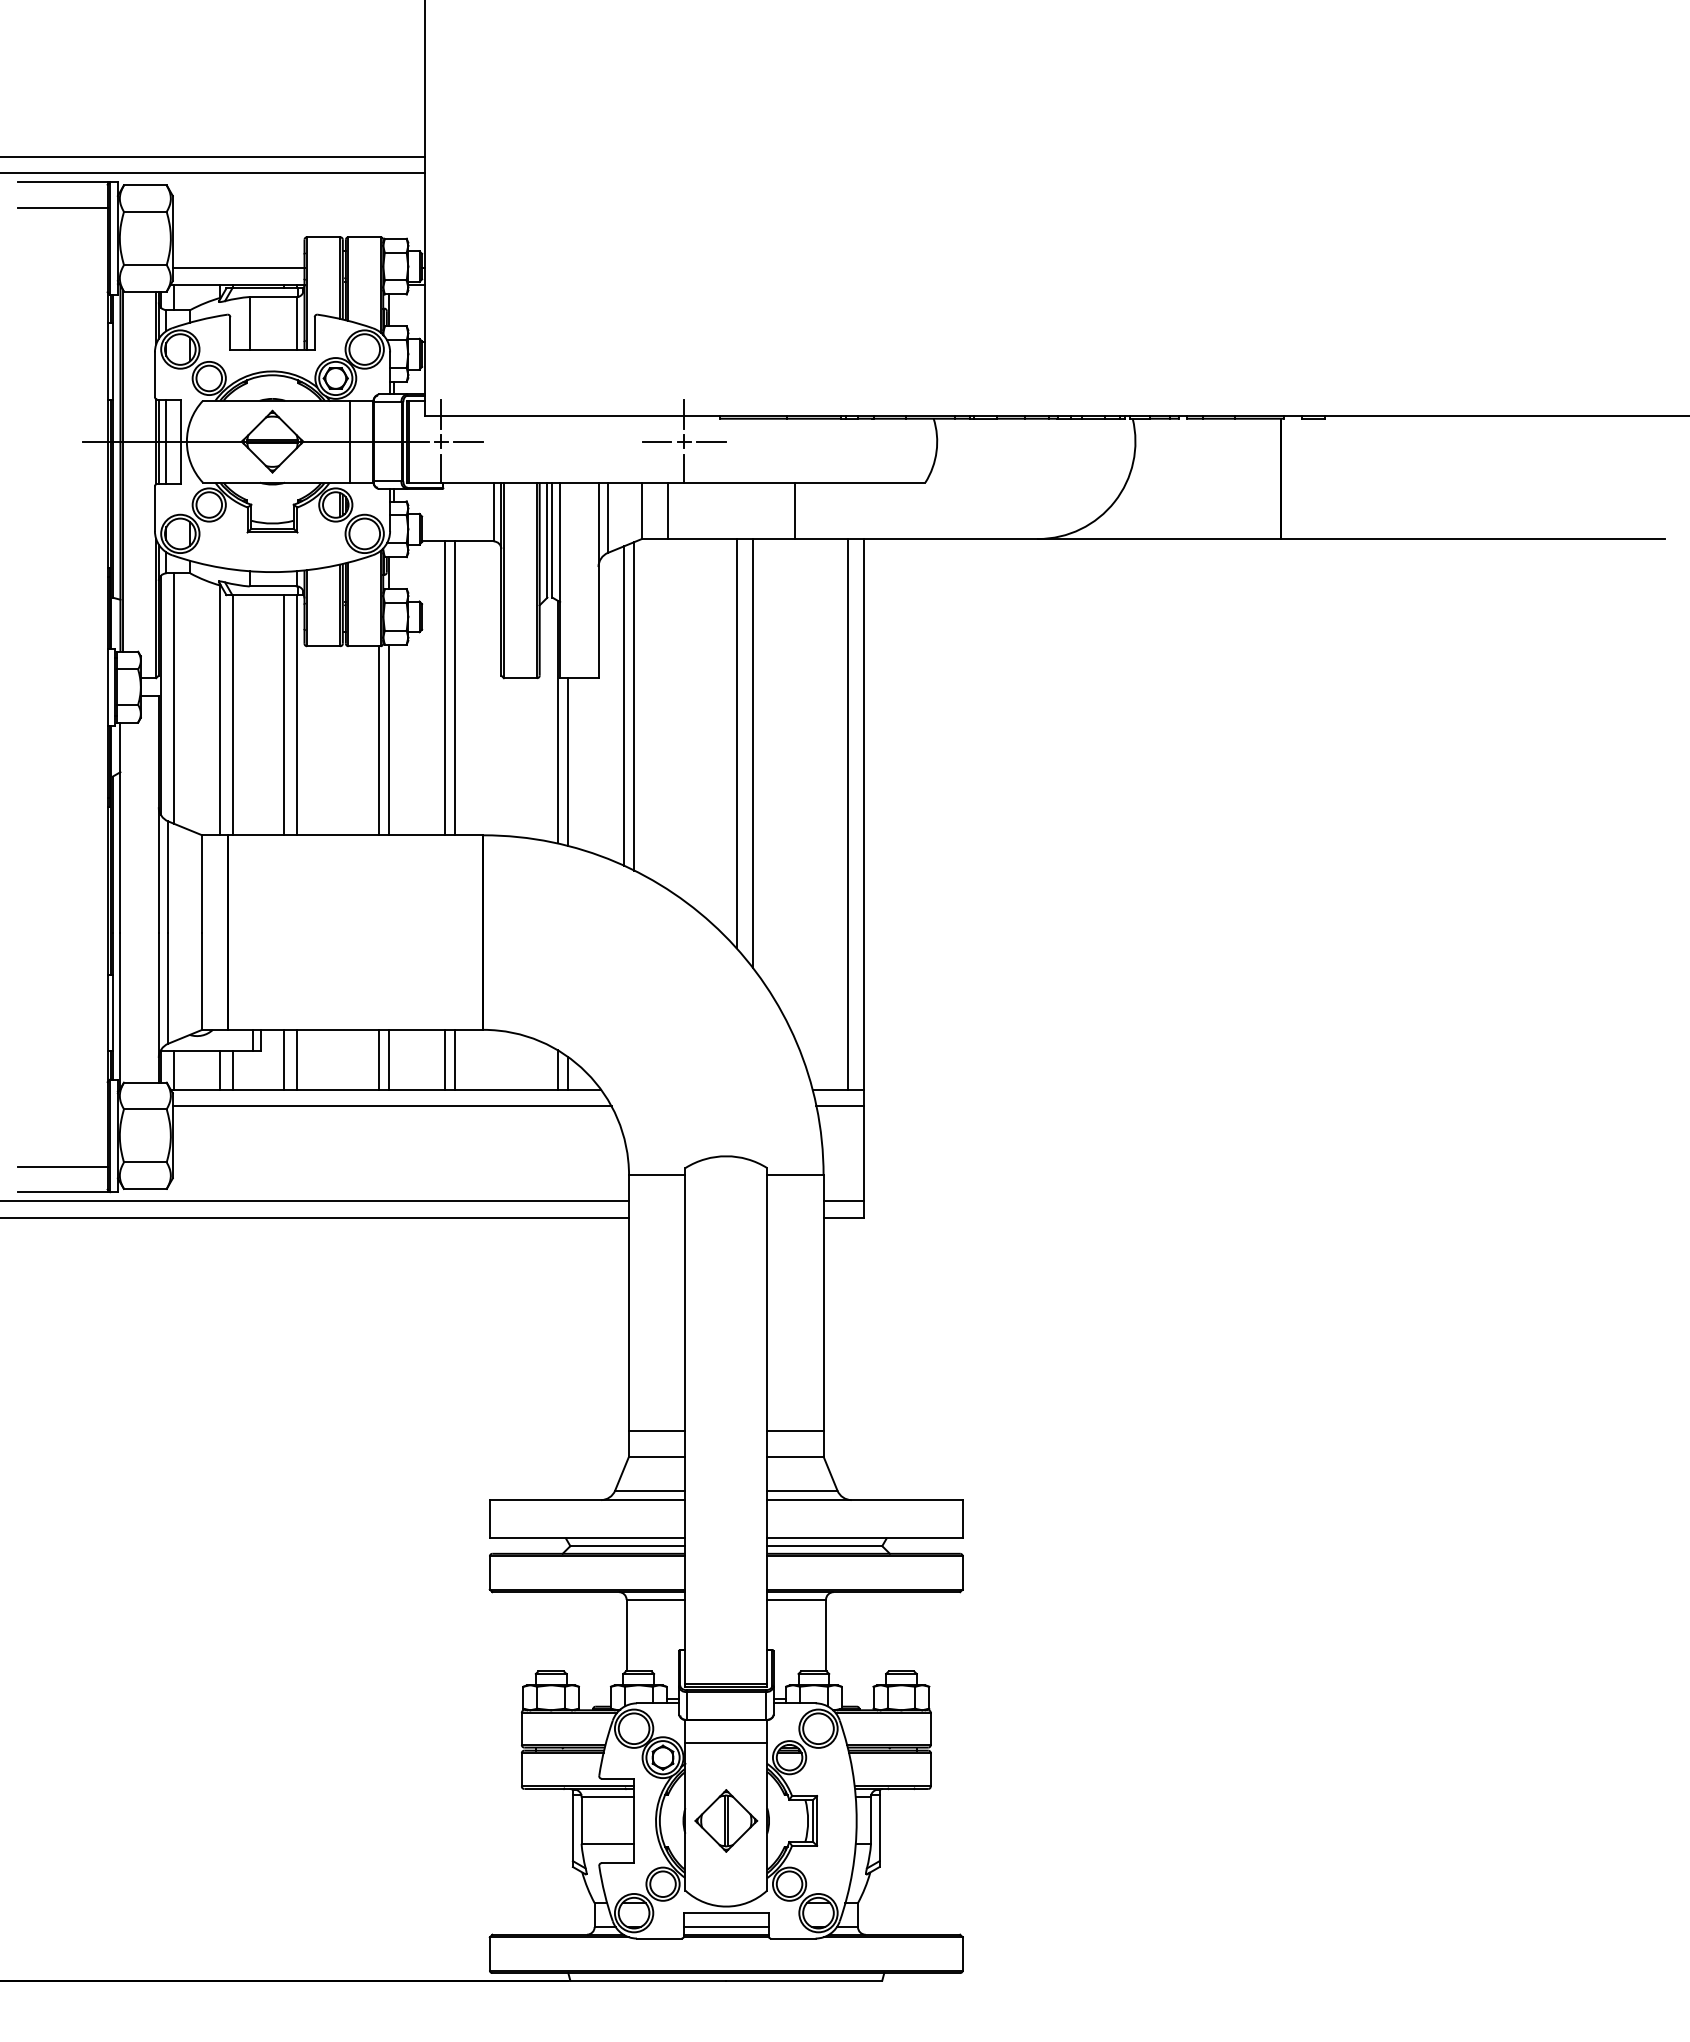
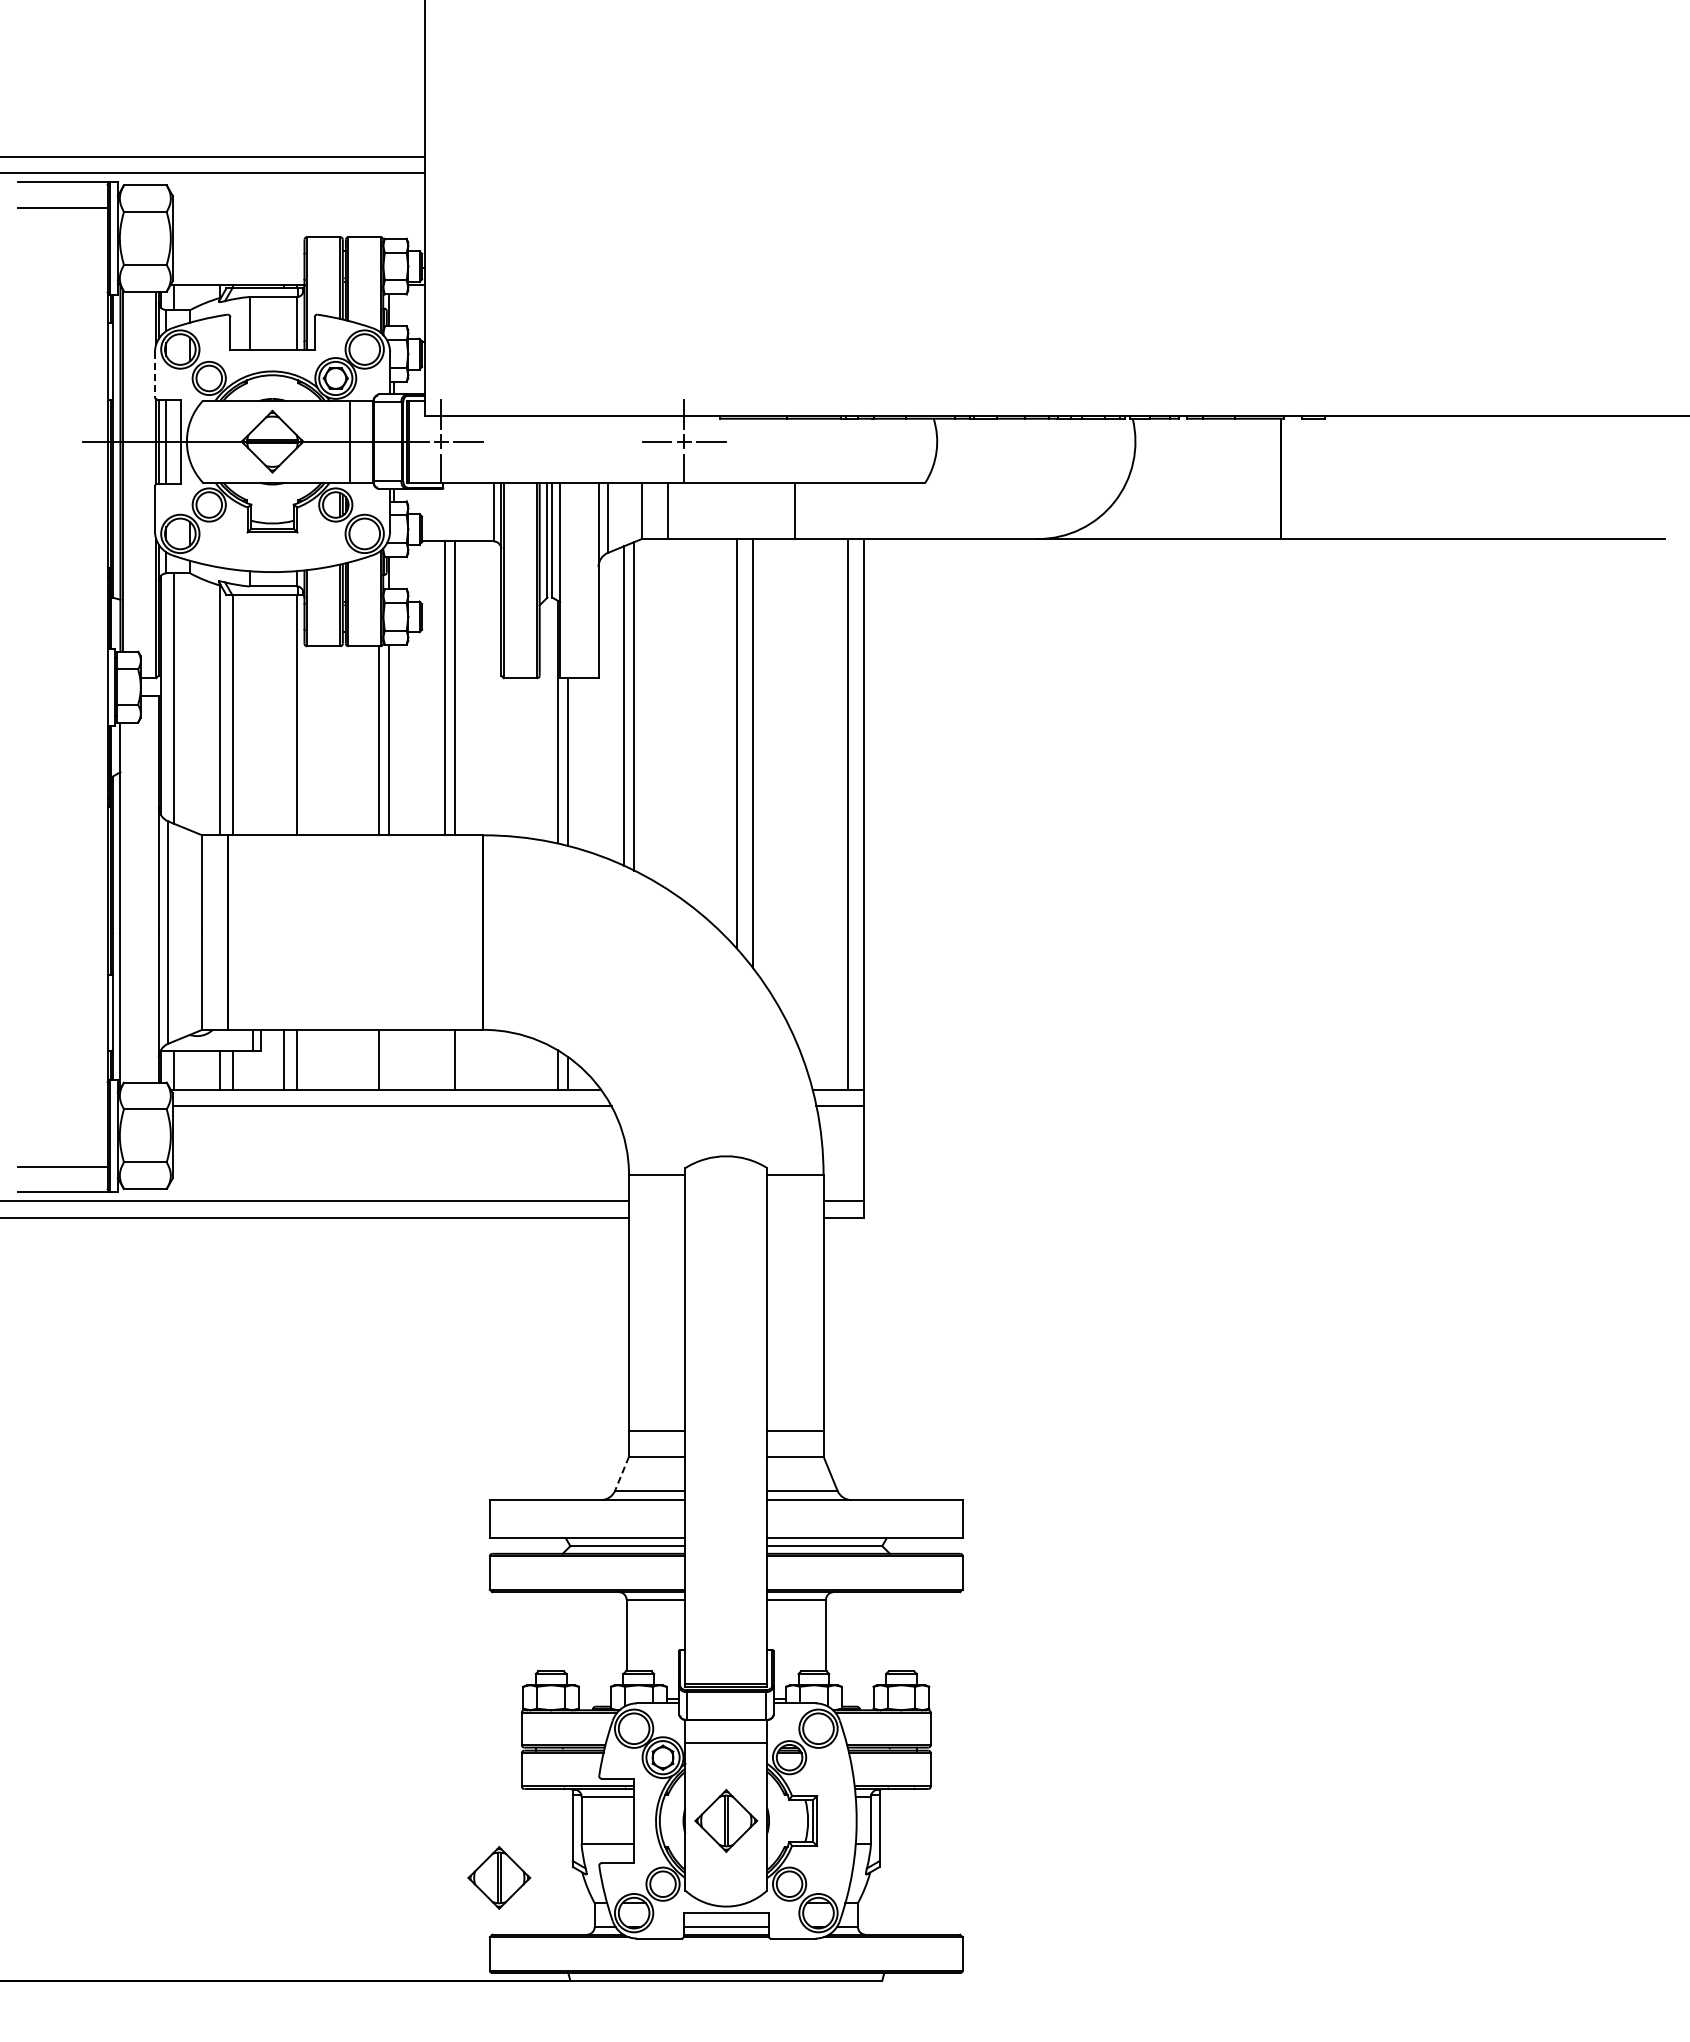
line: present -> none (238, 268)
line: solid -> dashed (154, 375)
line: present -> none (283, 715)
line: present -> none (388, 1059)
line: present -> none (445, 1059)
line: solid -> dashed (621, 1474)
part: none -> present (499, 1877)
